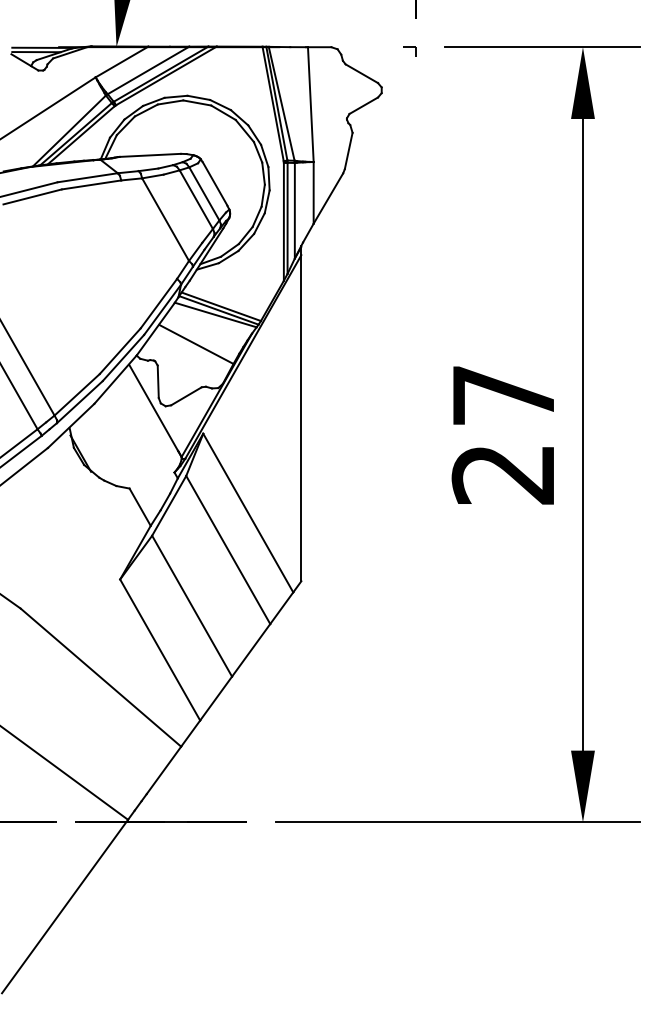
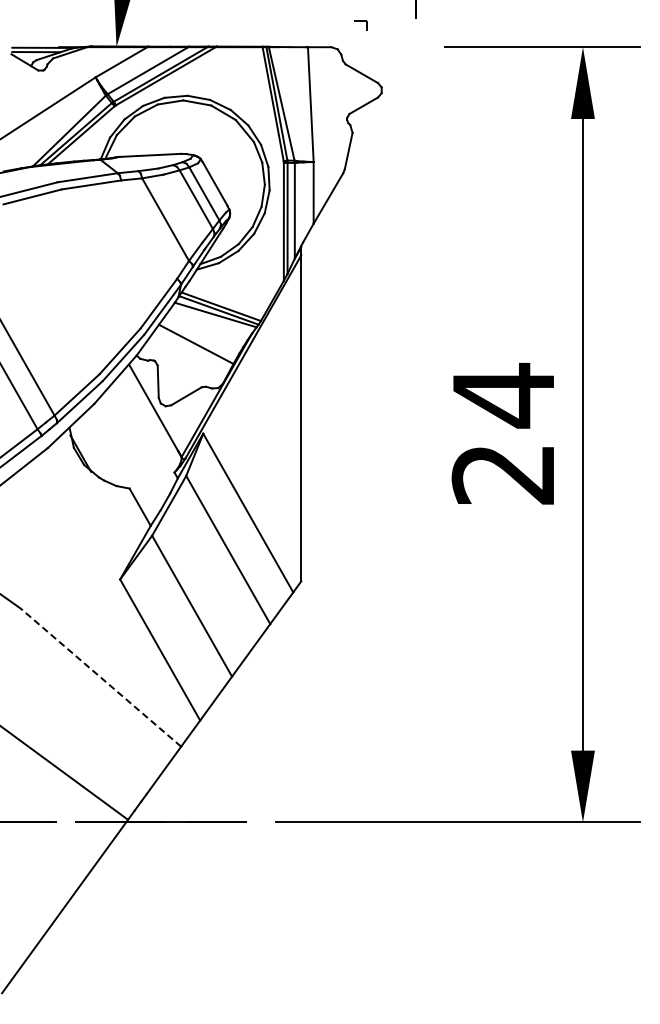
part position: (409, 51) -> (360, 25) (360, 25)
text: 27 -> 24 (503, 395)
line: solid -> dashed (100, 677)
